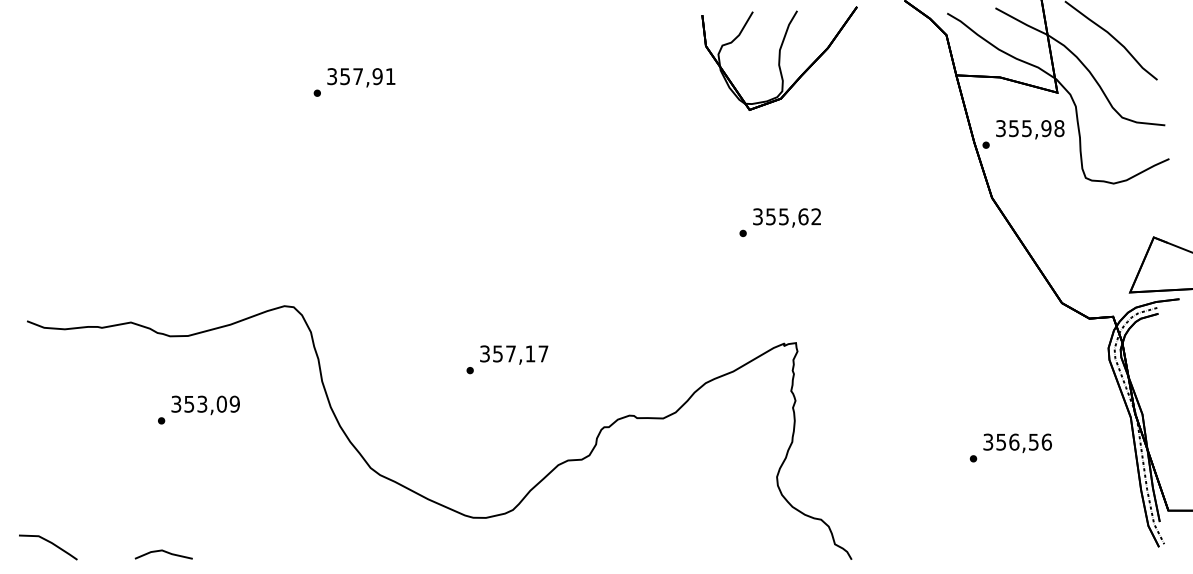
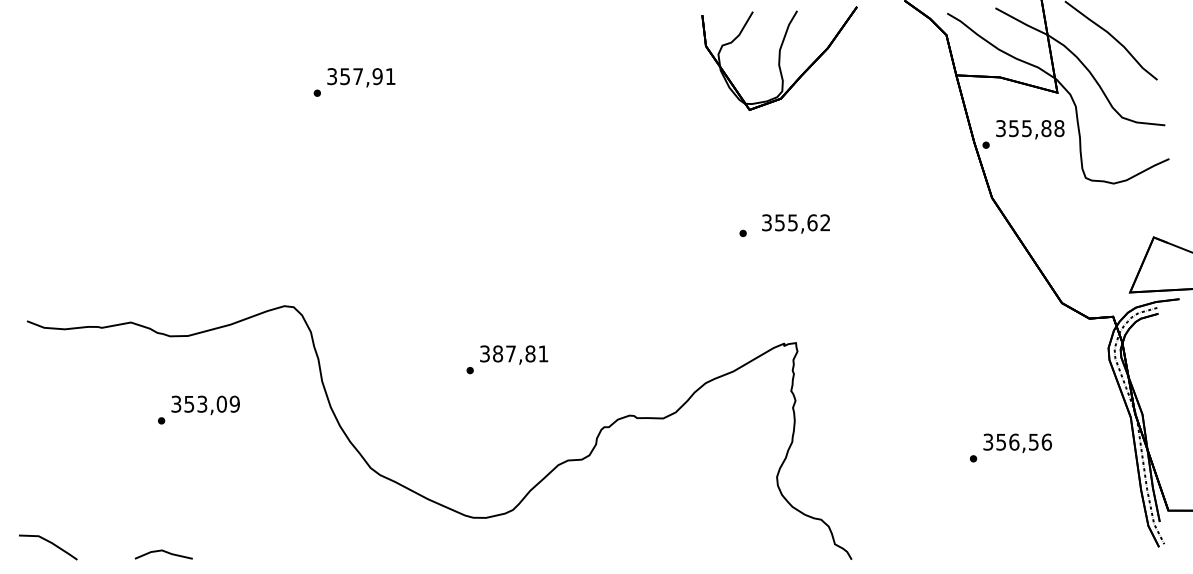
text: 355,98 -> 355,88 (1046, 128)
text position: (786, 217) -> (795, 223) (795, 223)
text: 357,17 -> 387,81 (520, 353)
